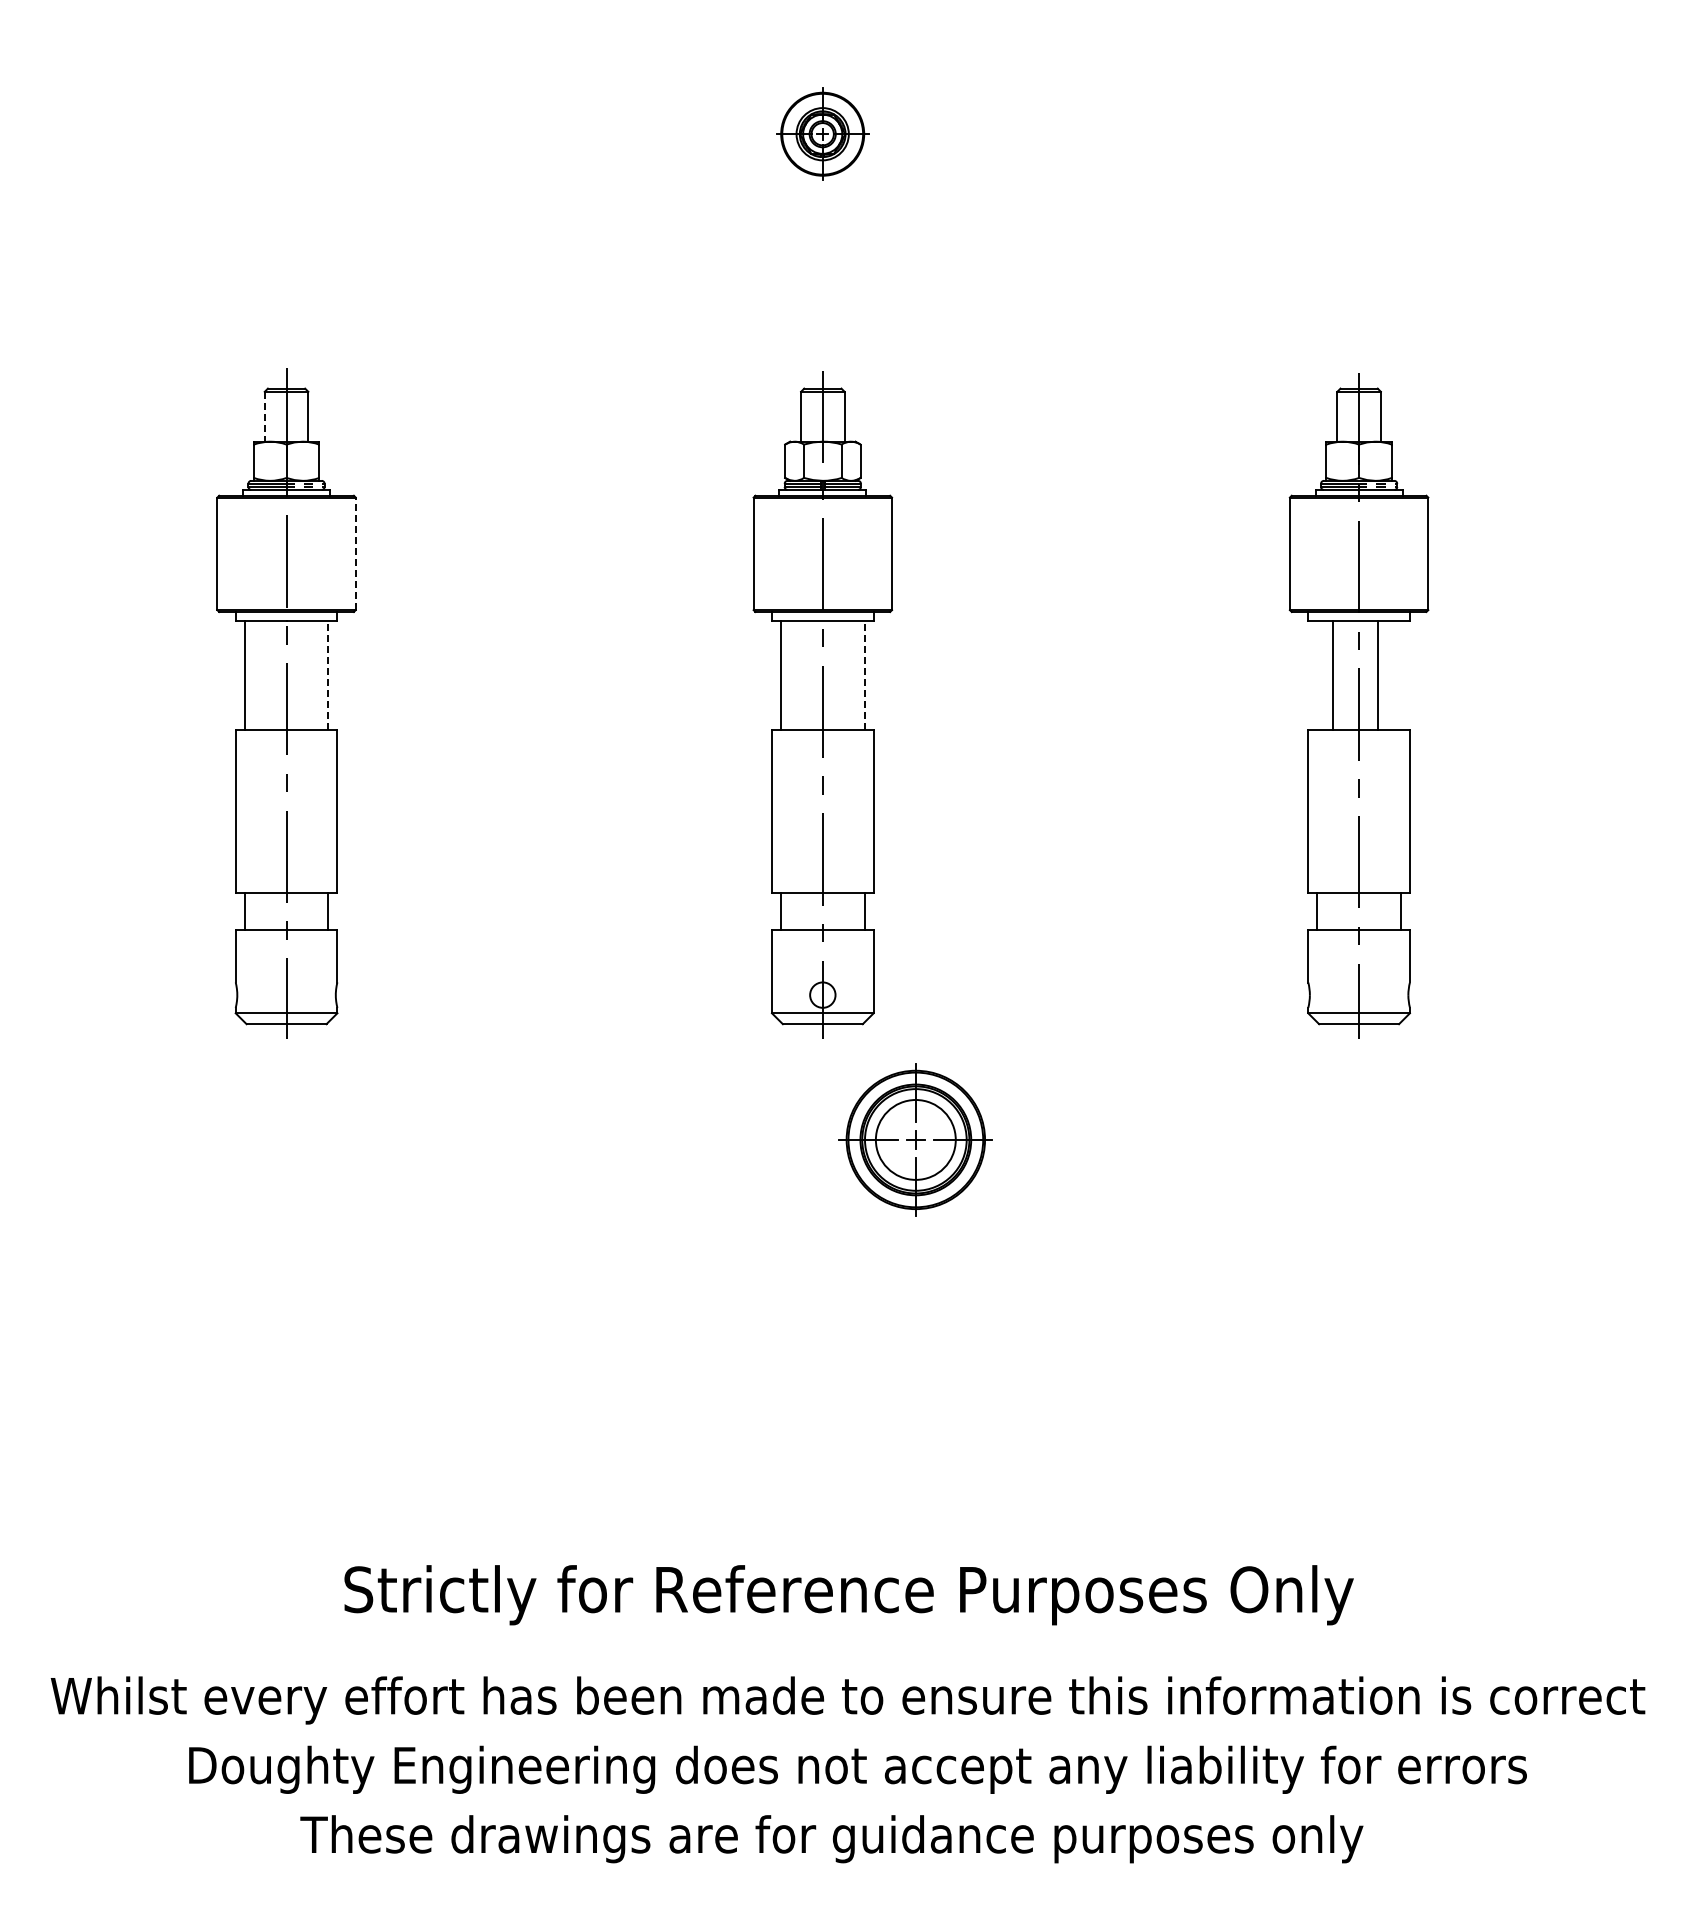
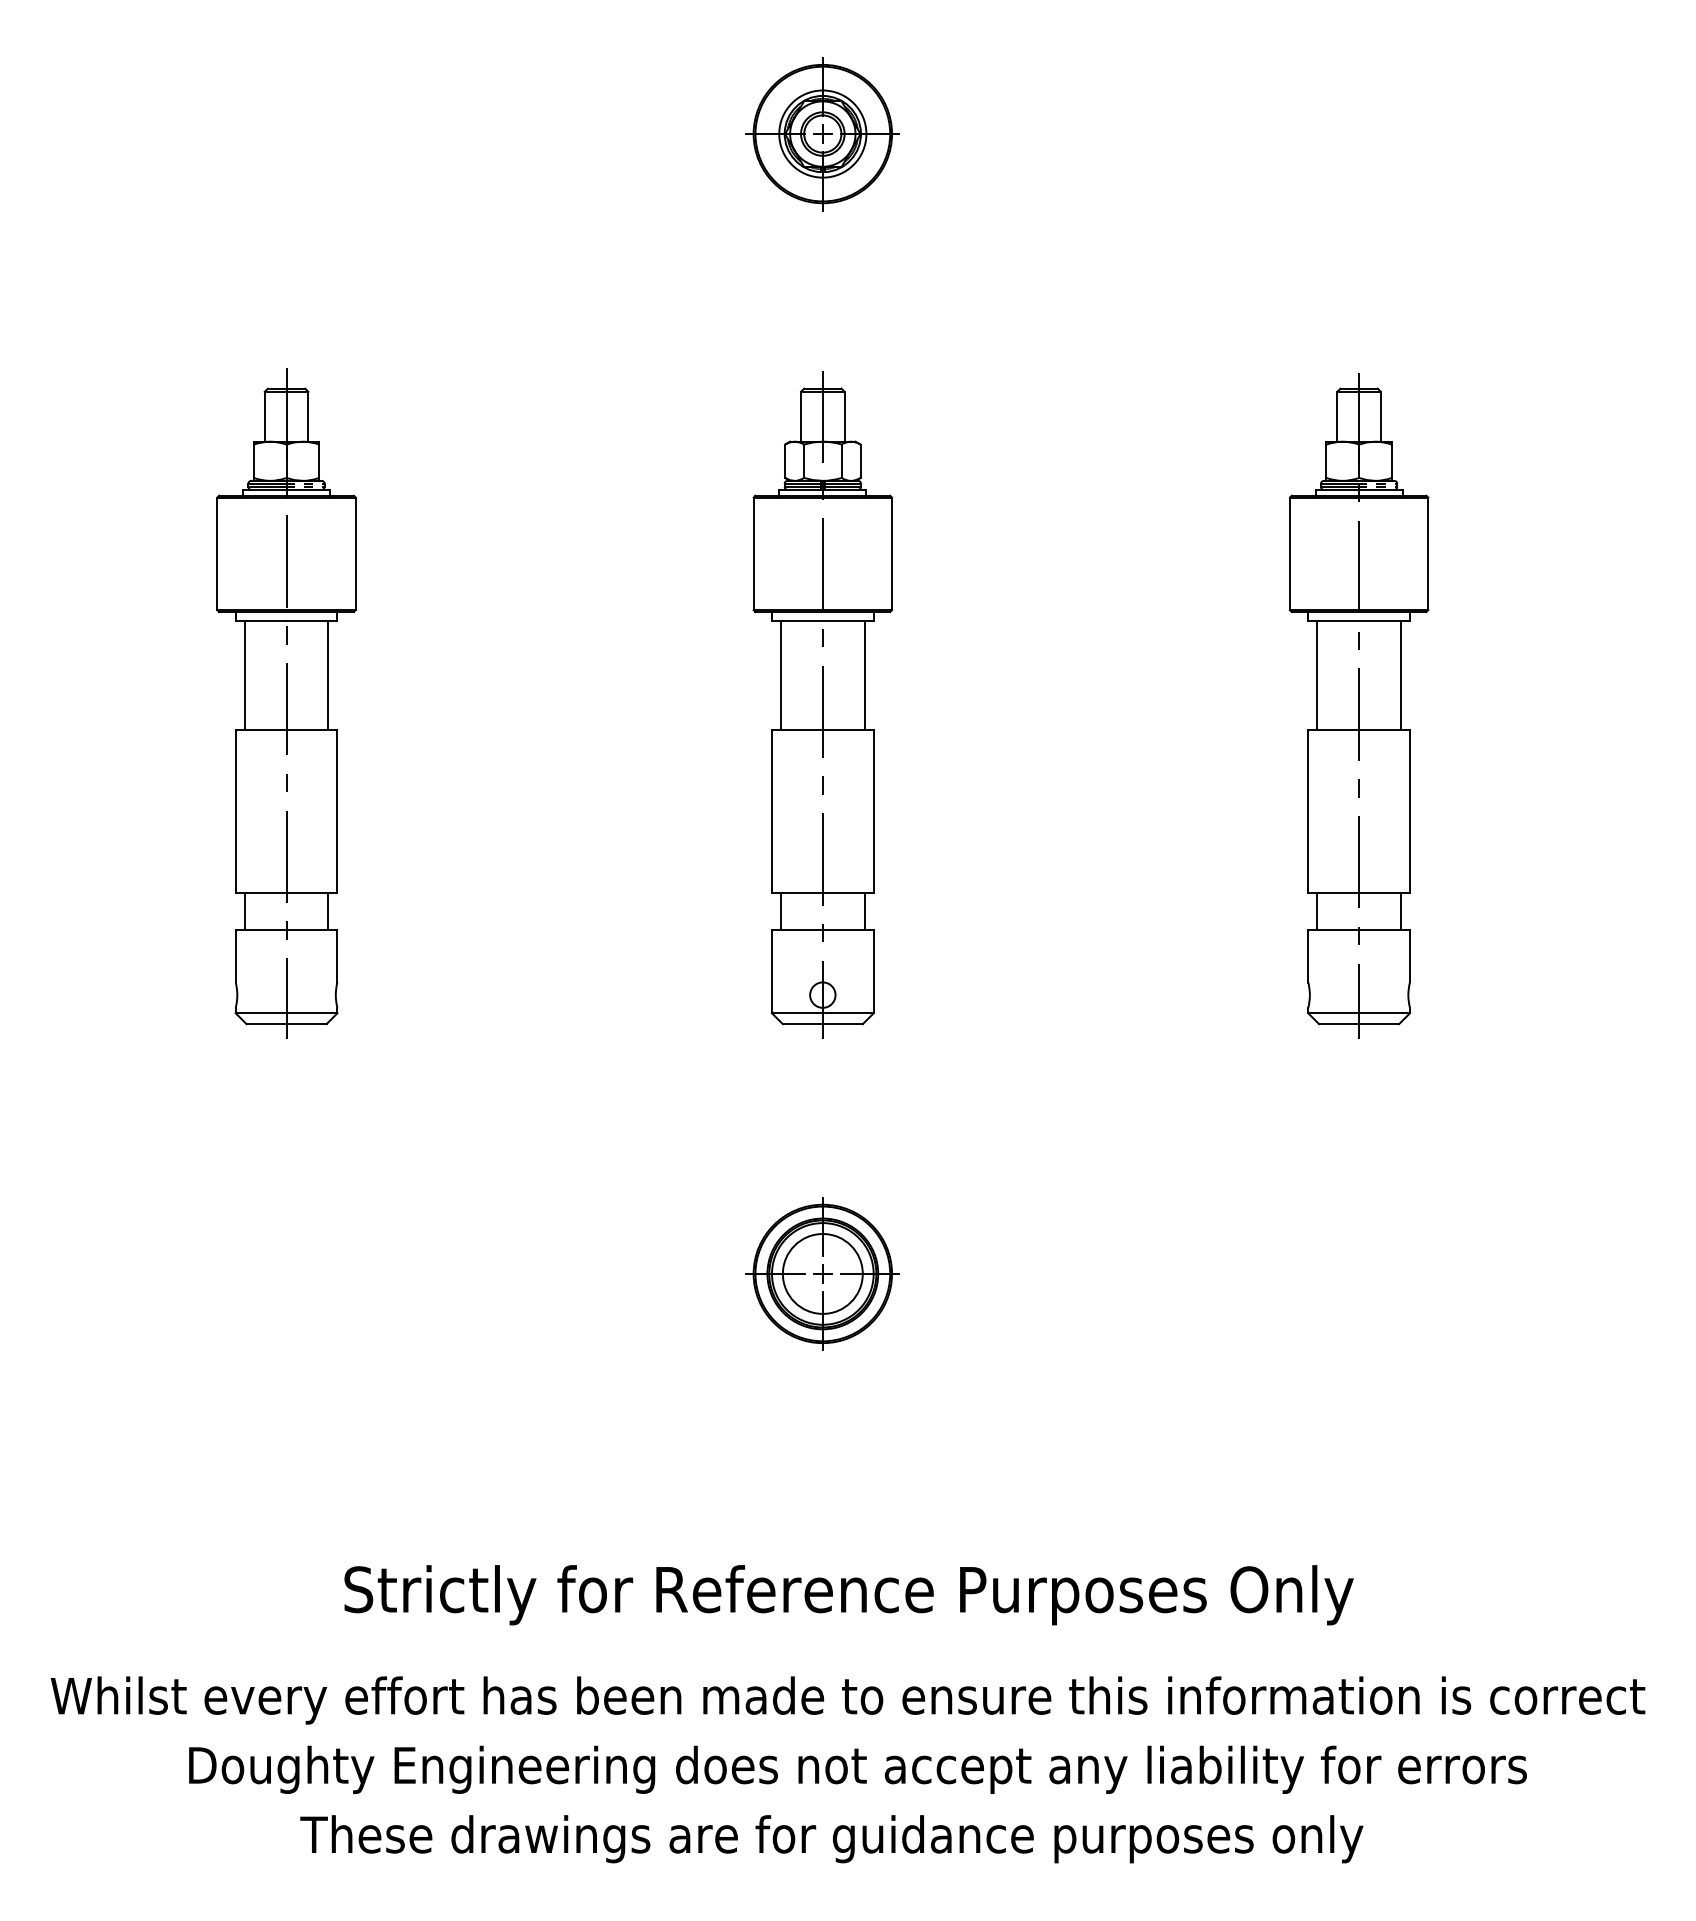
part size: 94x94 px -> 155x155 px (822, 134)
line: dashed -> solid (264, 416)
line: dashed -> solid (355, 553)
line: dashed -> solid (328, 675)
line: dashed -> solid (864, 675)
line position: (1333, 675) -> (1317, 675) (1317, 675)
line position: (1377, 675) -> (1400, 675) (1400, 675)
part position: (915, 1139) -> (822, 1273) (822, 1273)
